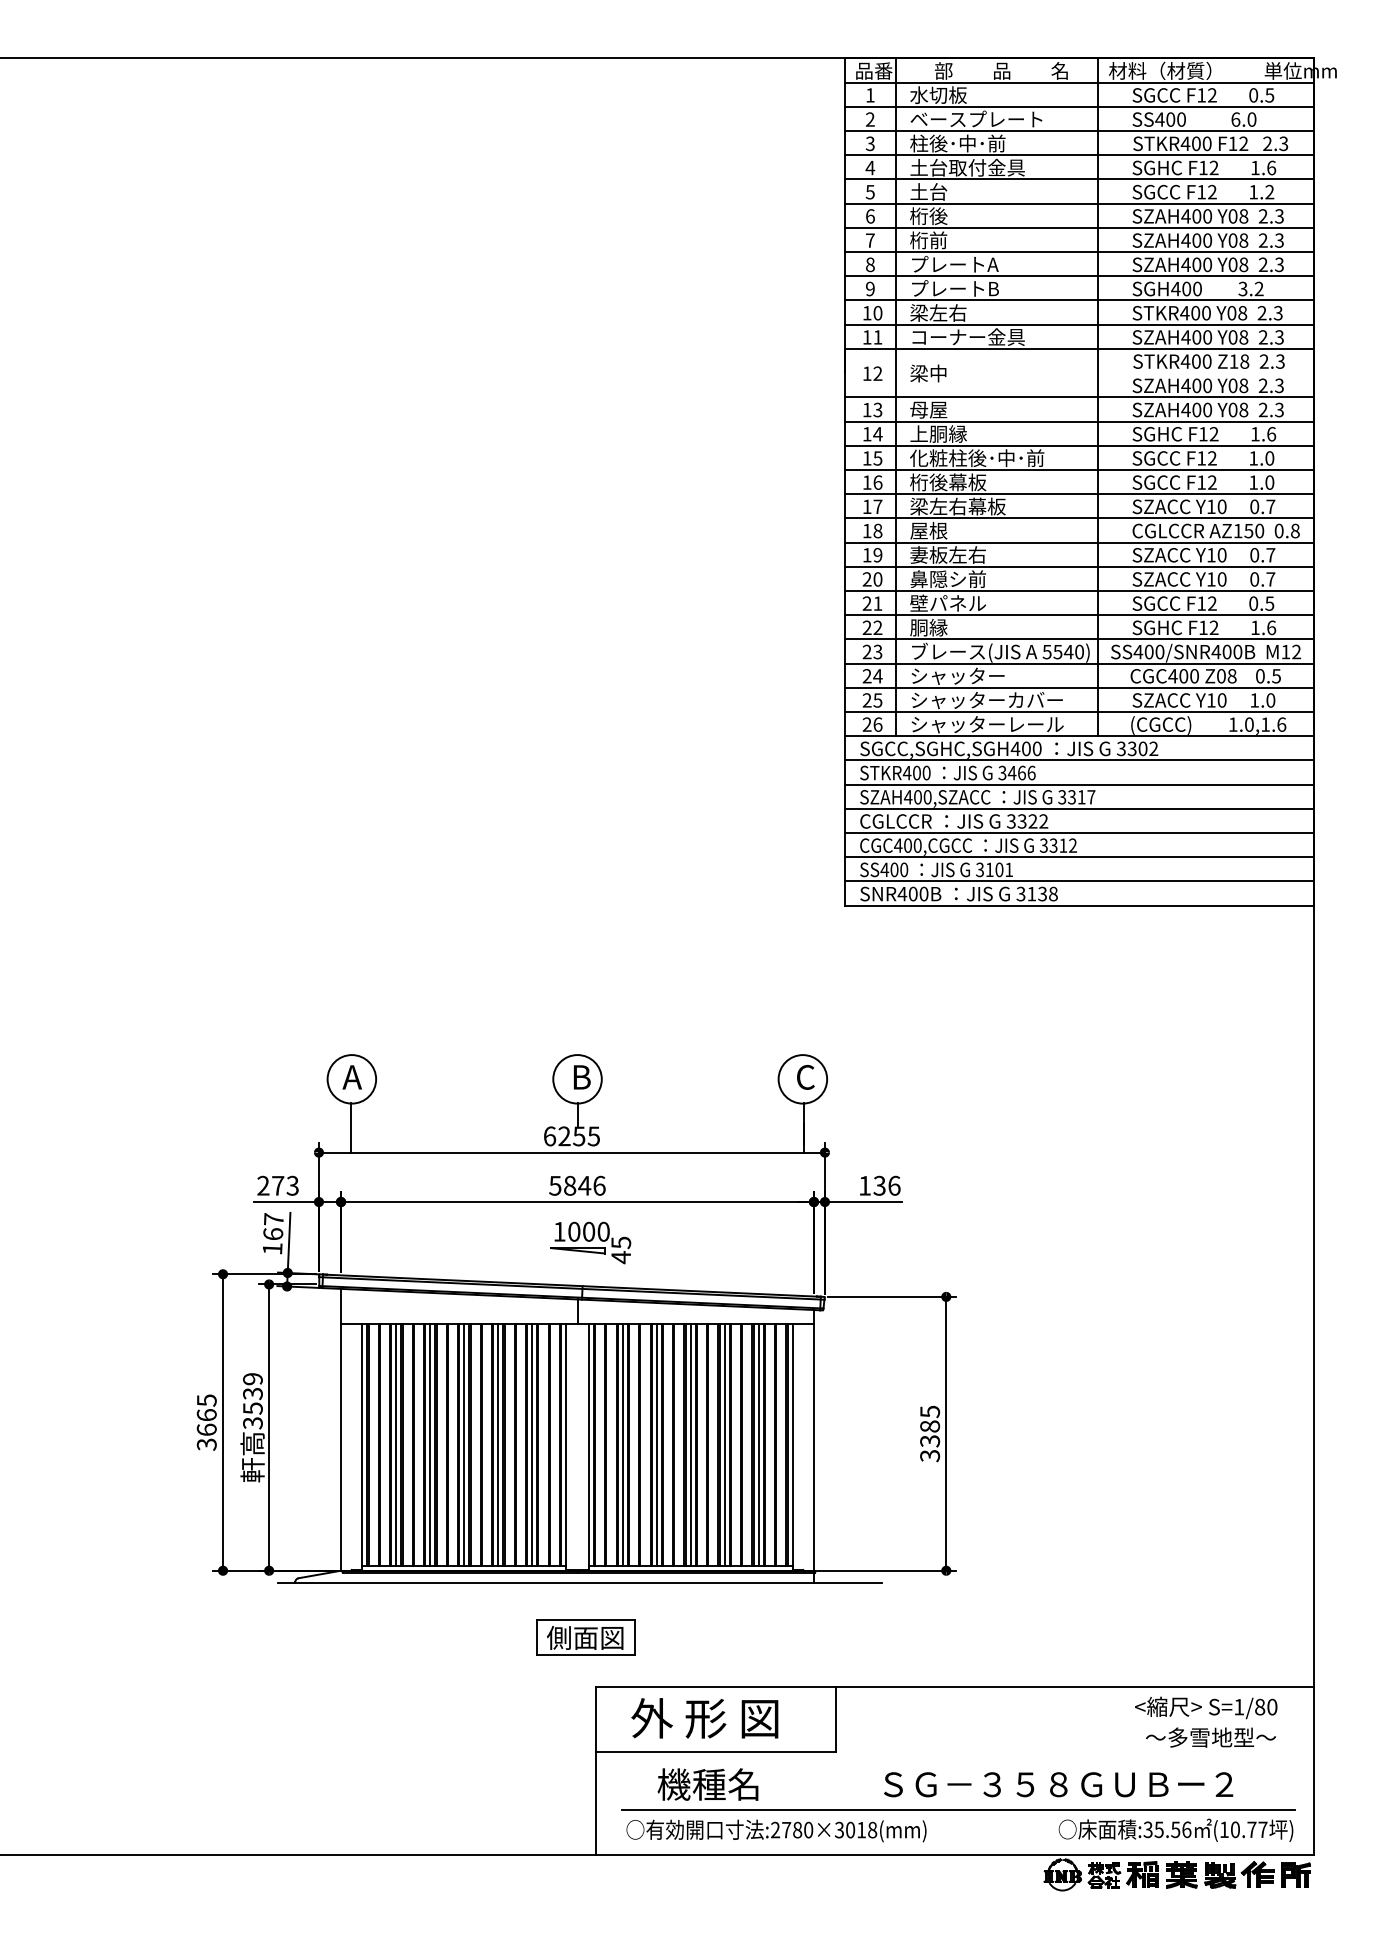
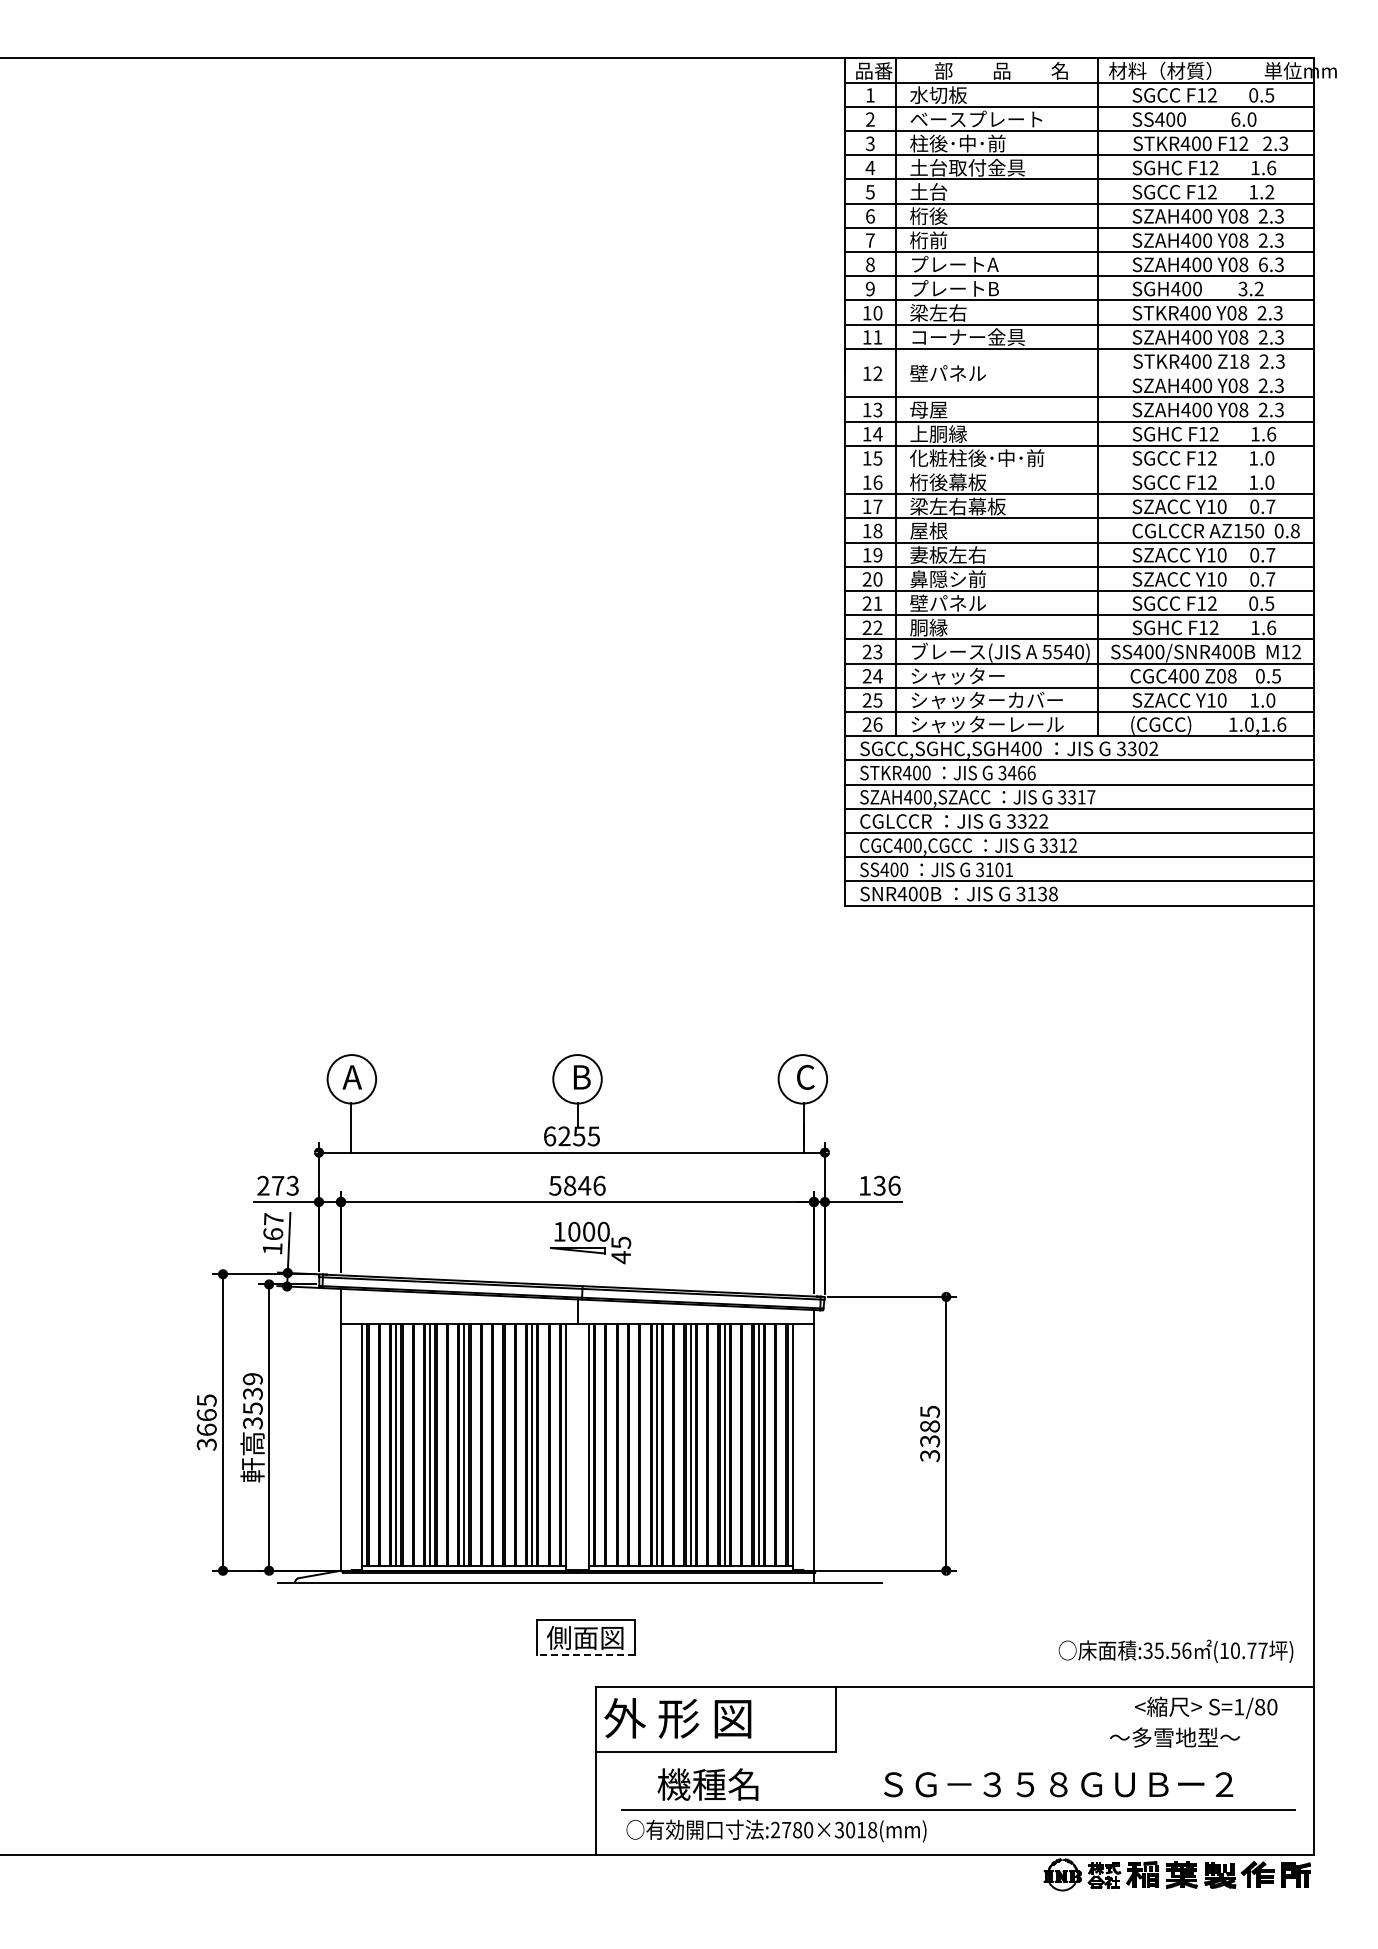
text: 2.3 -> 6.3 (1262, 264)
text: 梁中 -> 壁パネル (947, 373)
line: present -> none (1079, 469)
line: present -> none (498, 1444)
line: present -> none (622, 1444)
line: solid -> dashed (585, 1655)
text position: (704, 1718) -> (677, 1718) (677, 1718)
text position: (1210, 1737) -> (1174, 1737) (1174, 1737)
text position: (1175, 1829) -> (1175, 1650) (1175, 1650)
